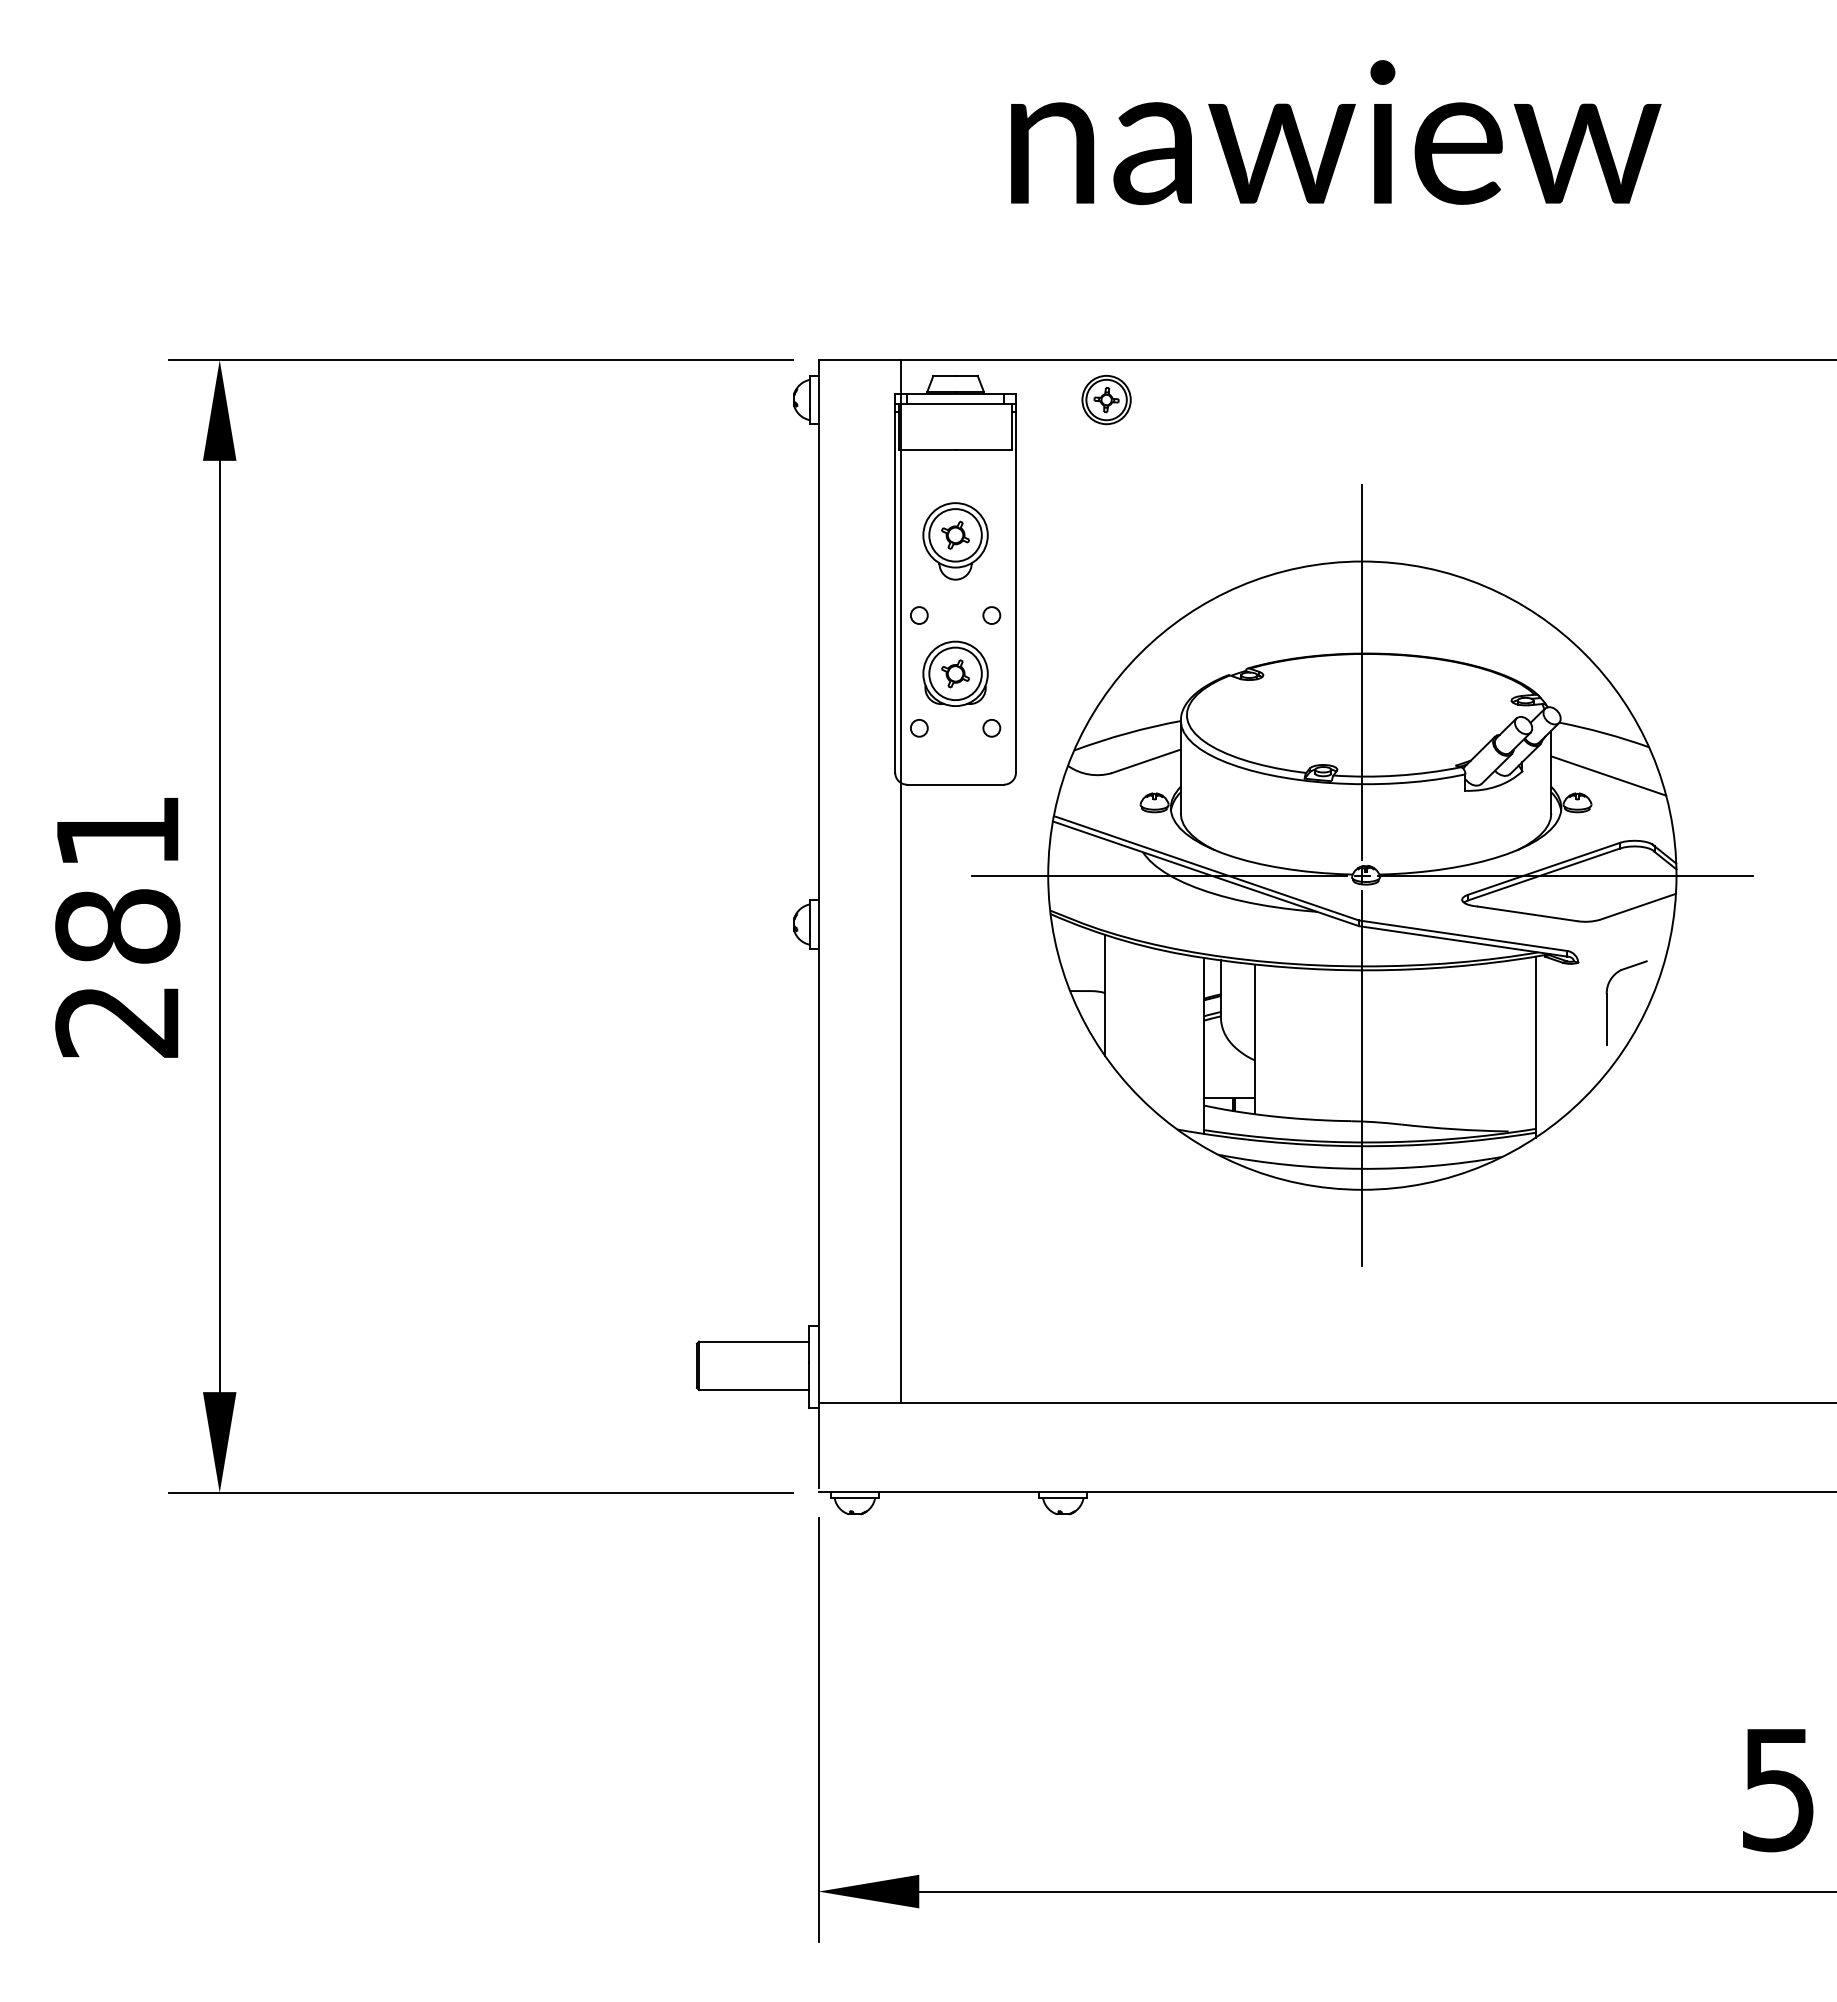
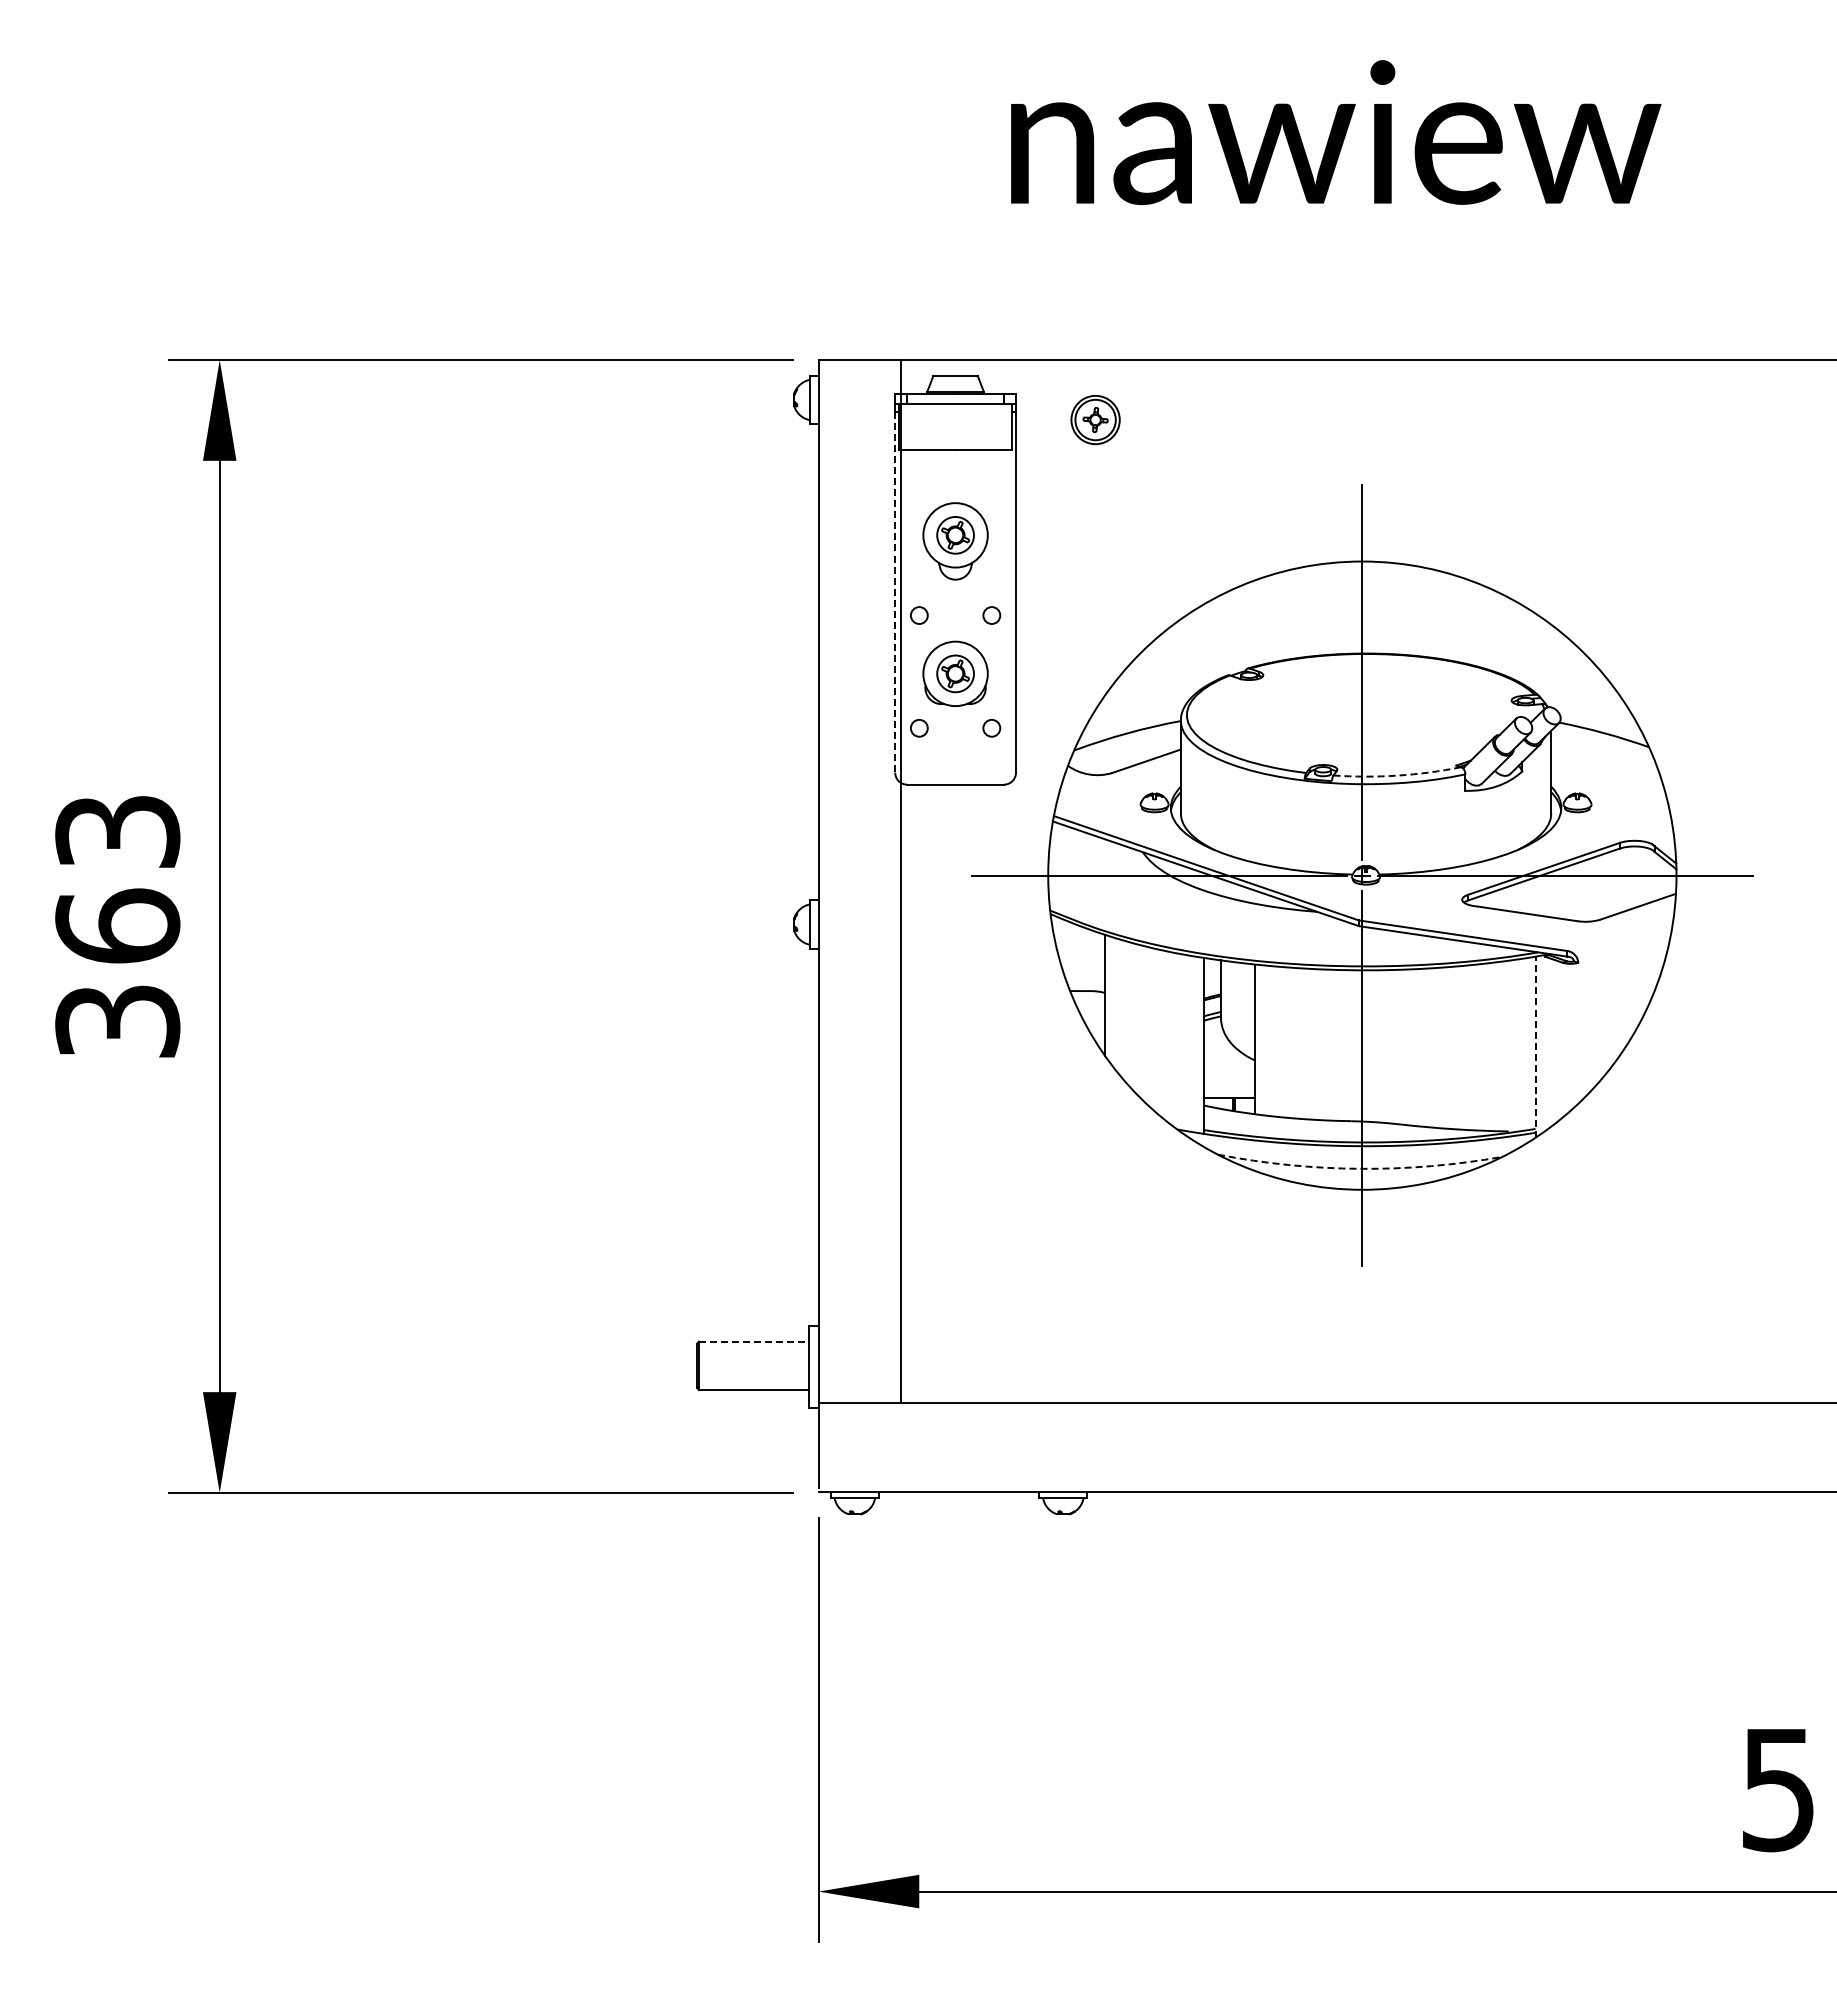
part position: (1106, 400) -> (1095, 420) (1095, 420)
circle diameter: 53 px -> 37 px (955, 534)
line: solid -> dashed (895, 592)
circle diameter: 53 px -> 37 px (955, 673)
arc: solid -> dashed (1397, 775)
line: present -> none (1608, 775)
text: 281 -> 363 (117, 926)
part: present -> none (1607, 1002)
line: solid -> dashed (1535, 1047)
arc: solid -> dashed (1360, 1168)
line: solid -> dashed (753, 1341)
